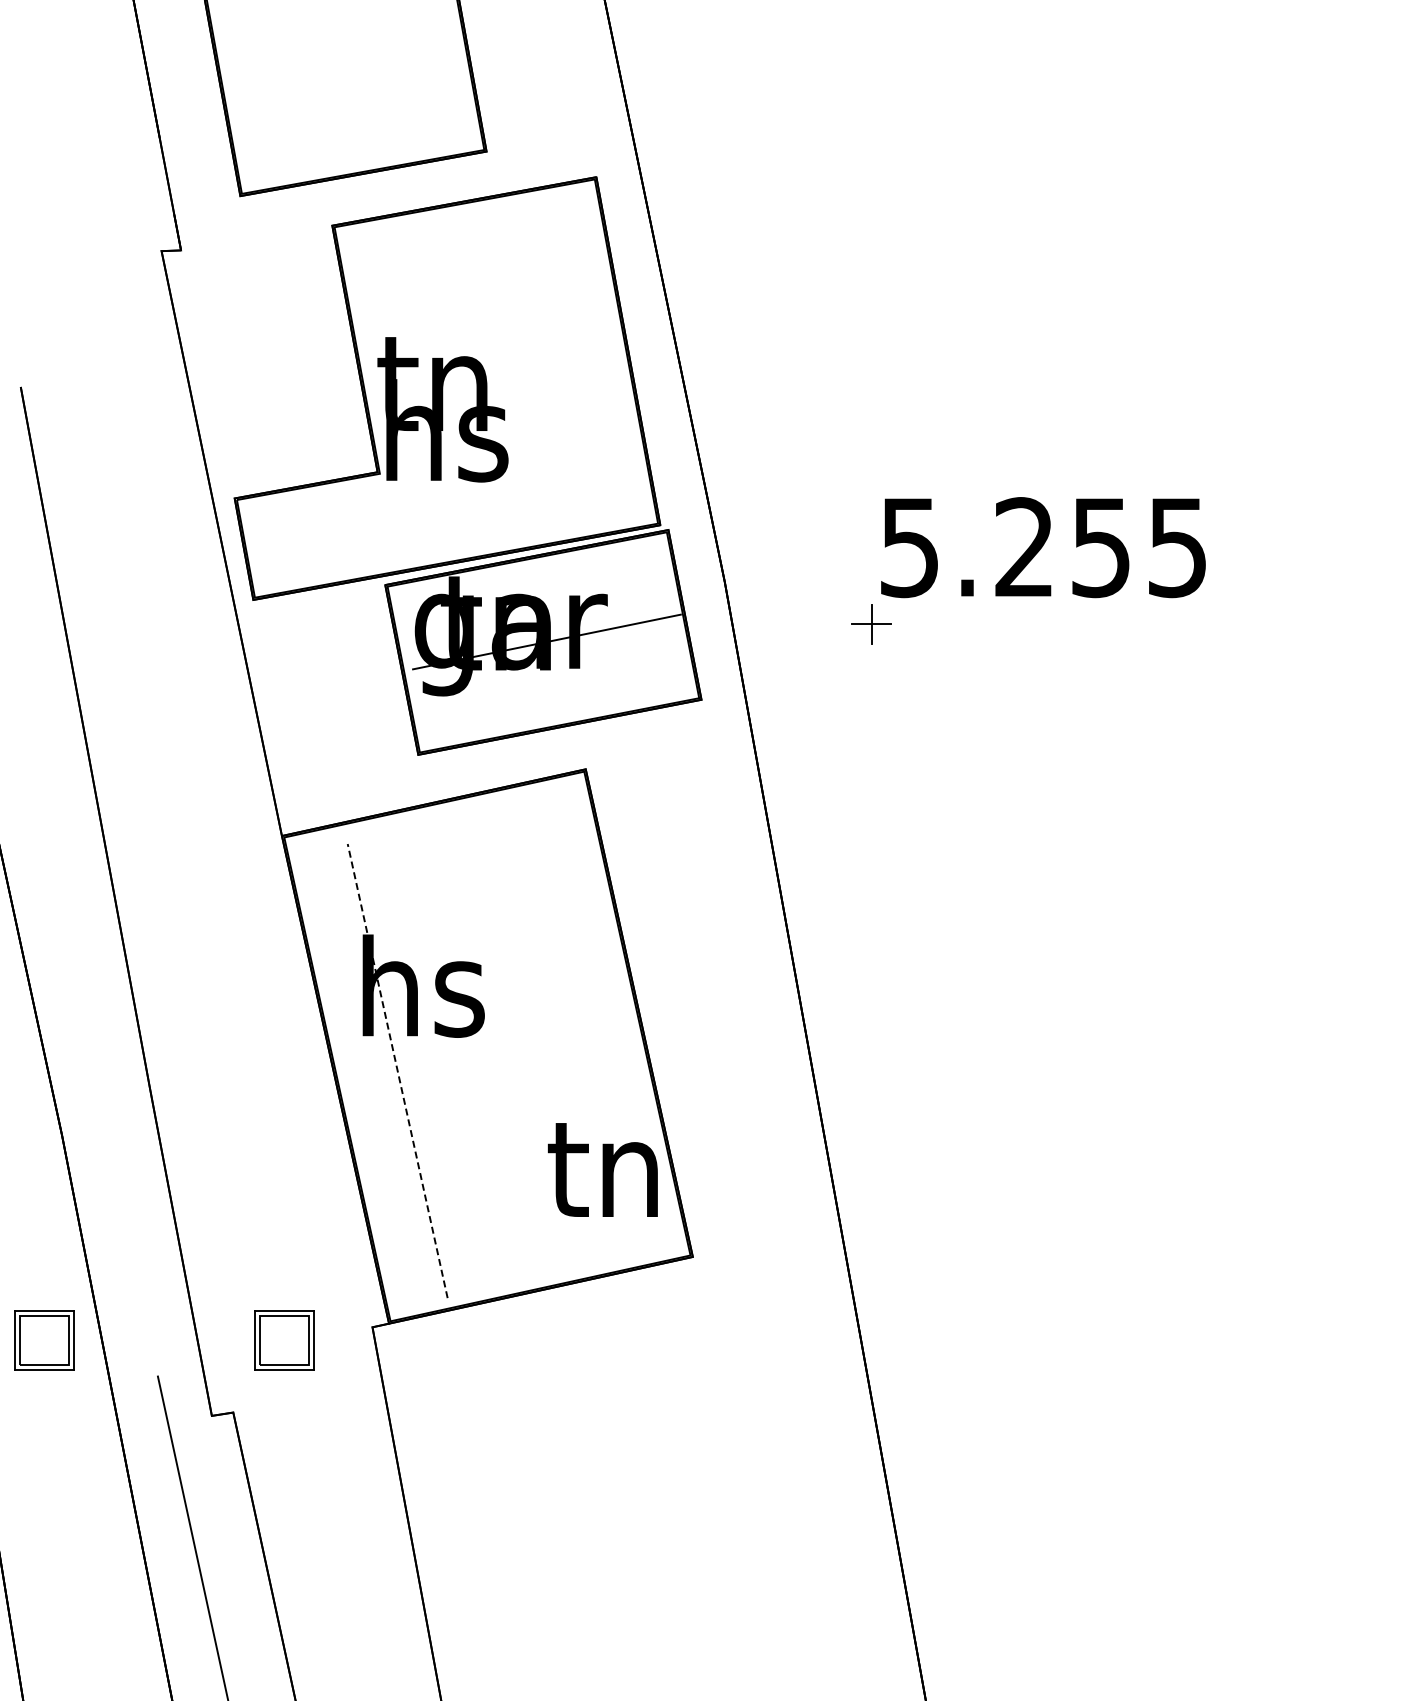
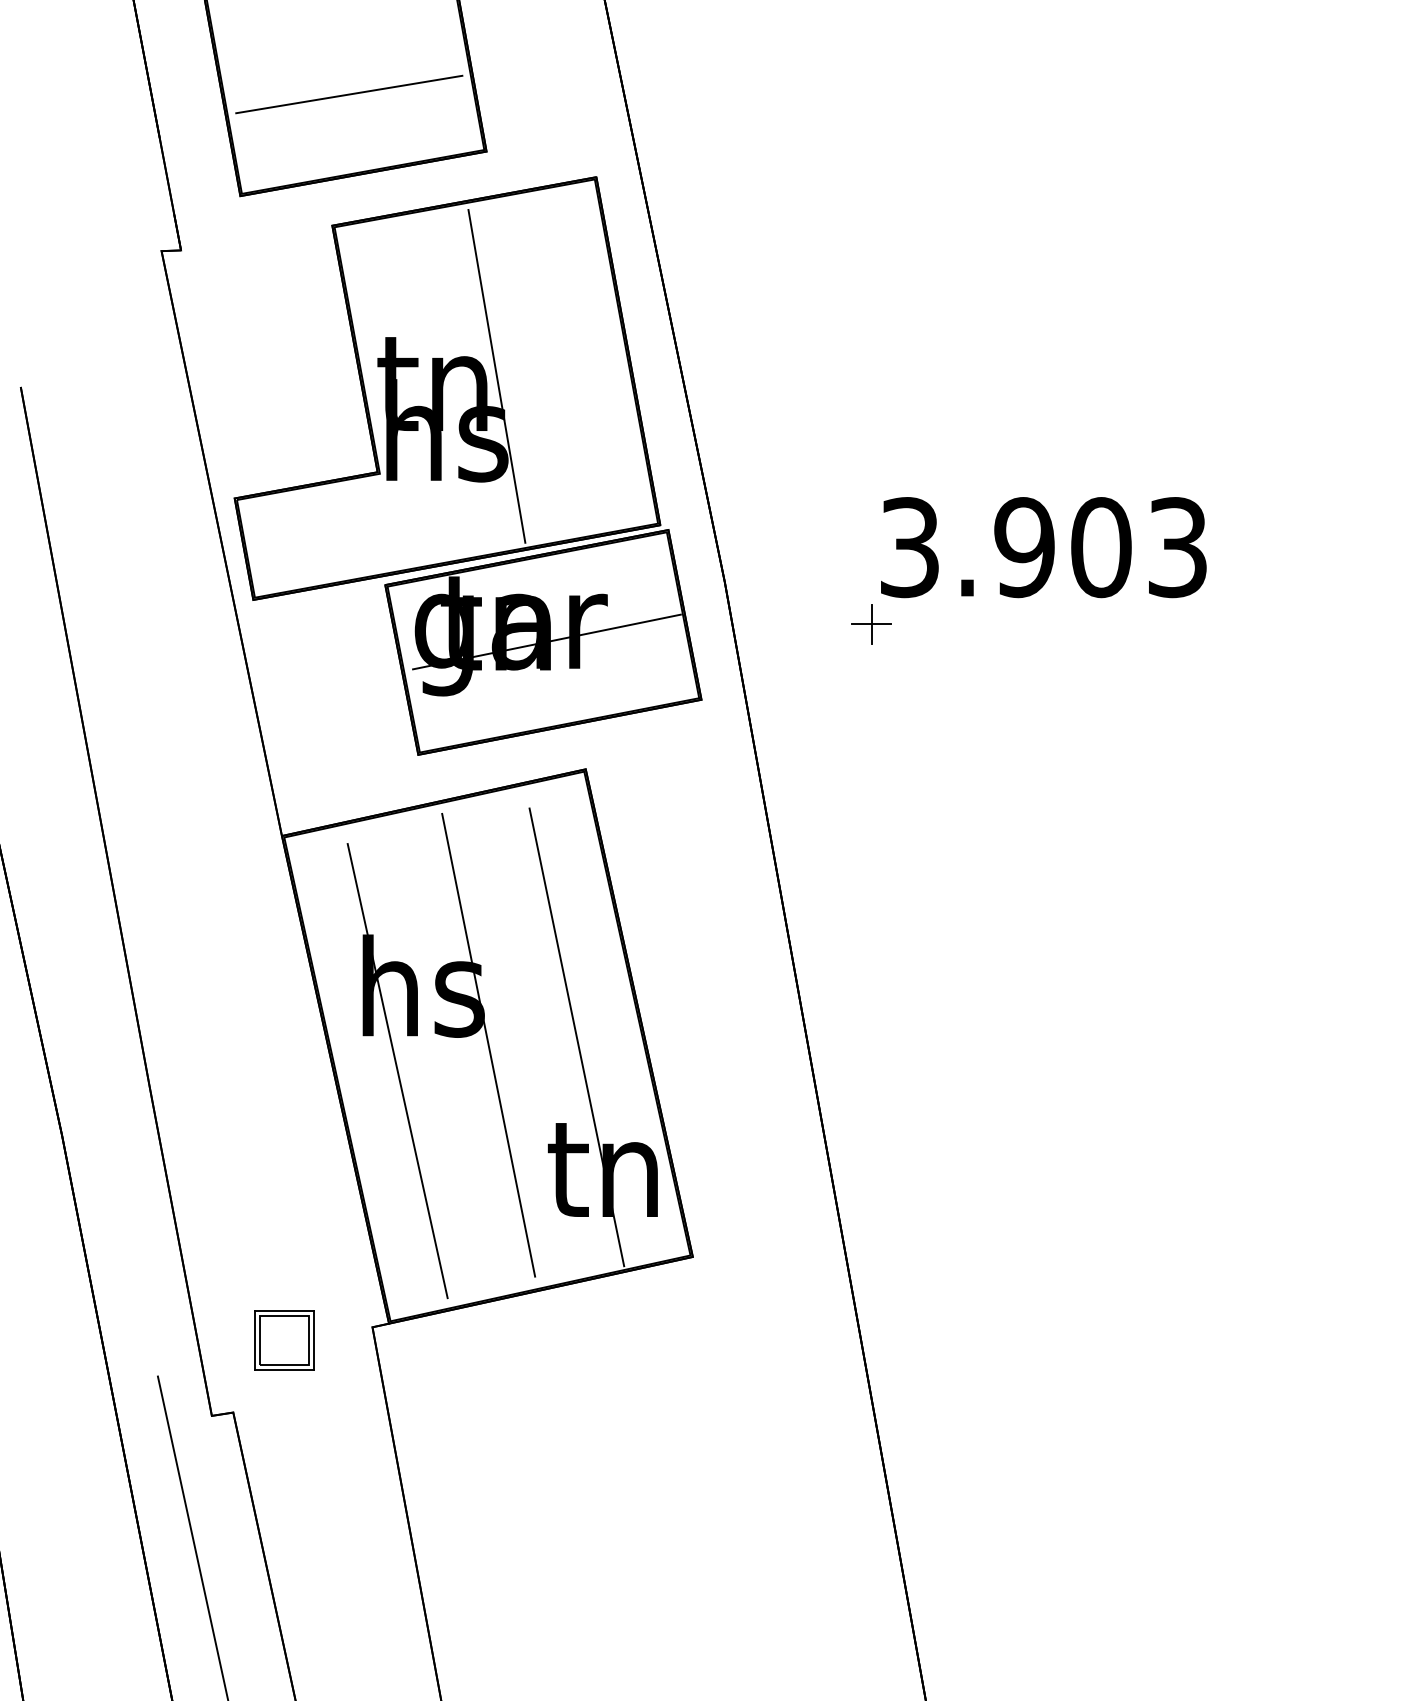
line: none -> present (349, 94)
line: none -> present (496, 376)
text: 5.255 -> 3.903 (1043, 547)
line: none -> present (576, 1037)
line: none -> present (488, 1044)
line: dashed -> solid (397, 1070)
part: present -> none (44, 1340)
